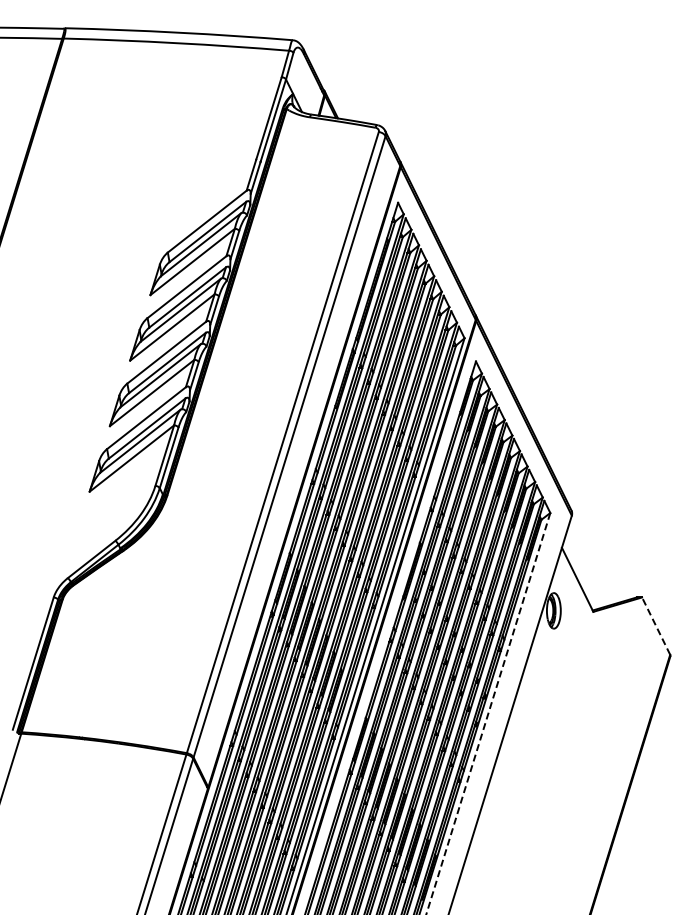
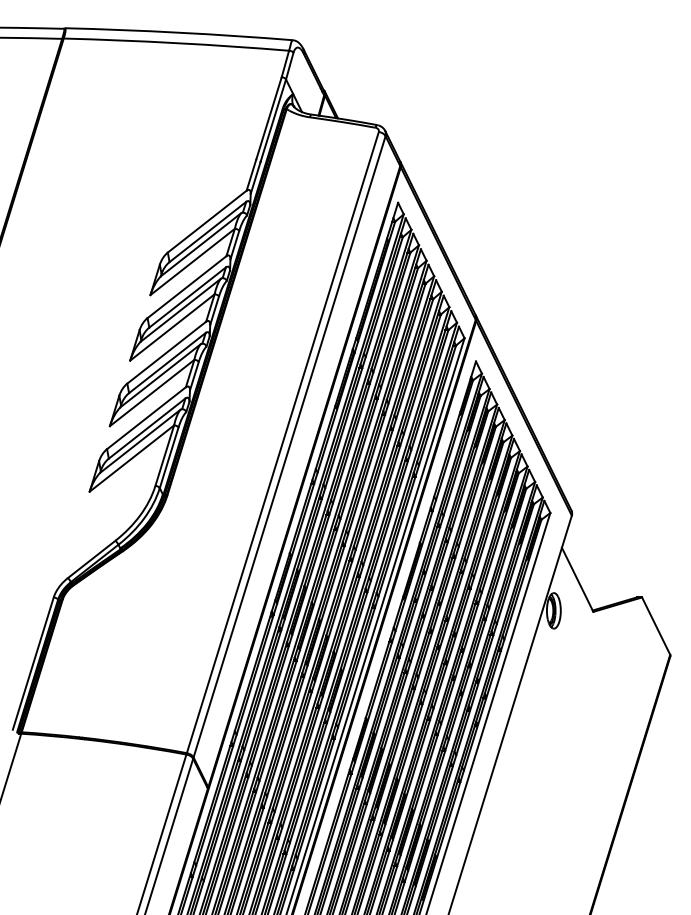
line: dashed -> solid (656, 626)
line: dashed -> solid (488, 714)
